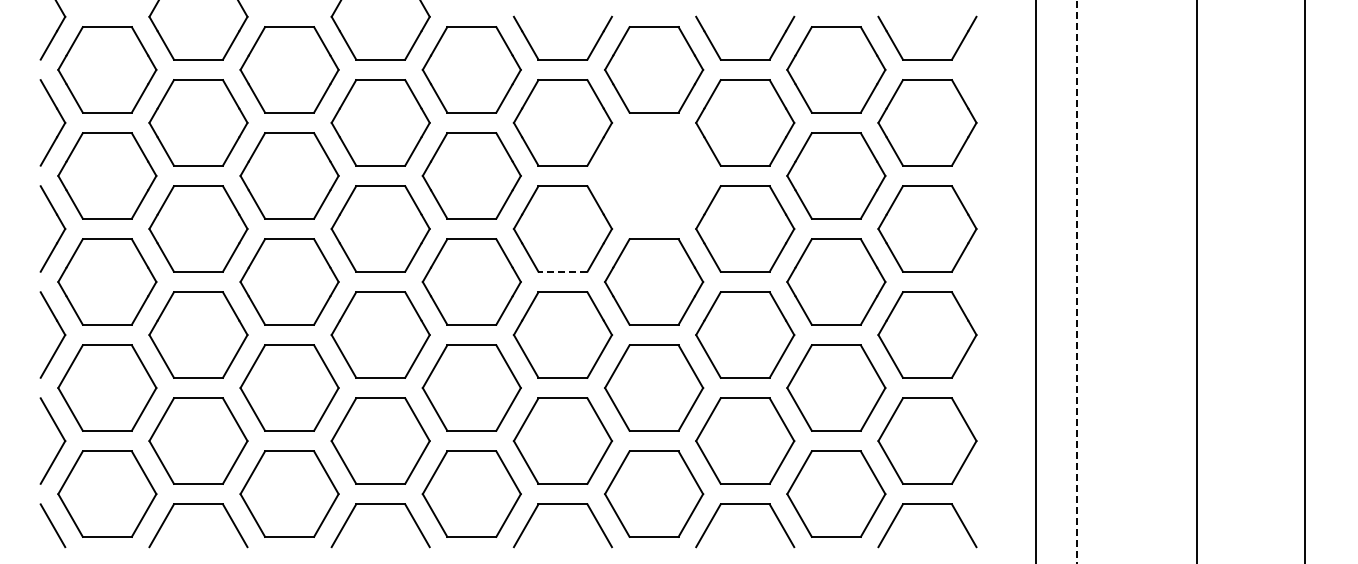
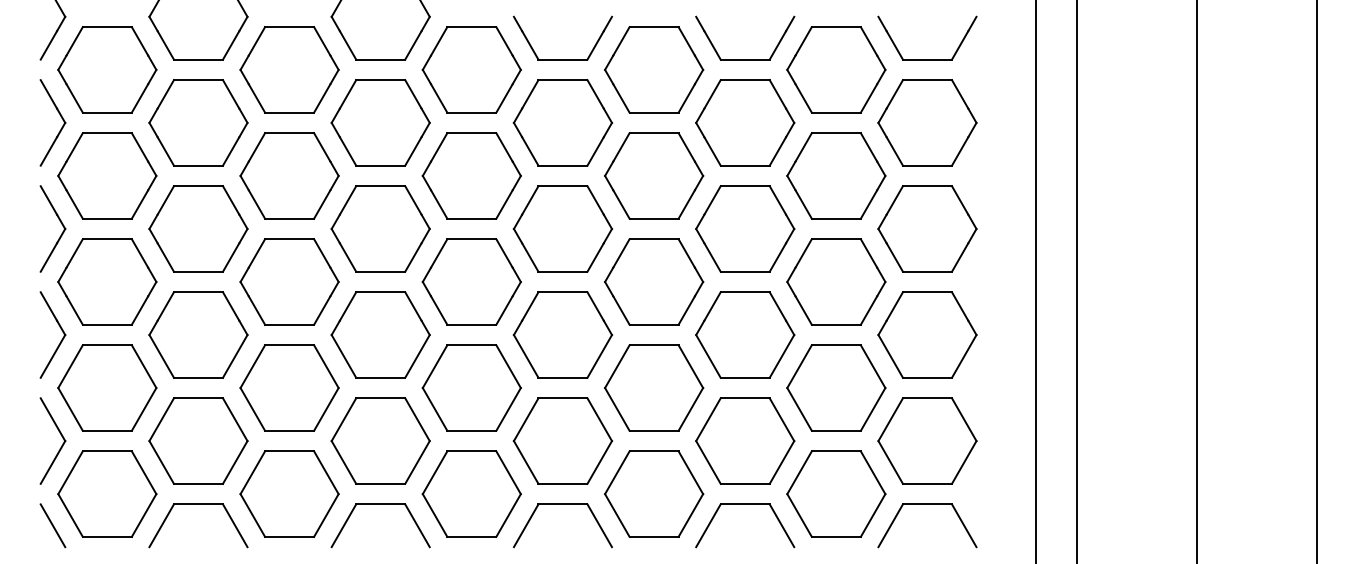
part: none -> present (654, 175)
line: dashed -> solid (562, 271)
line position: (1305, 281) -> (1317, 281) (1317, 281)
line: dashed -> solid (1076, 282)
